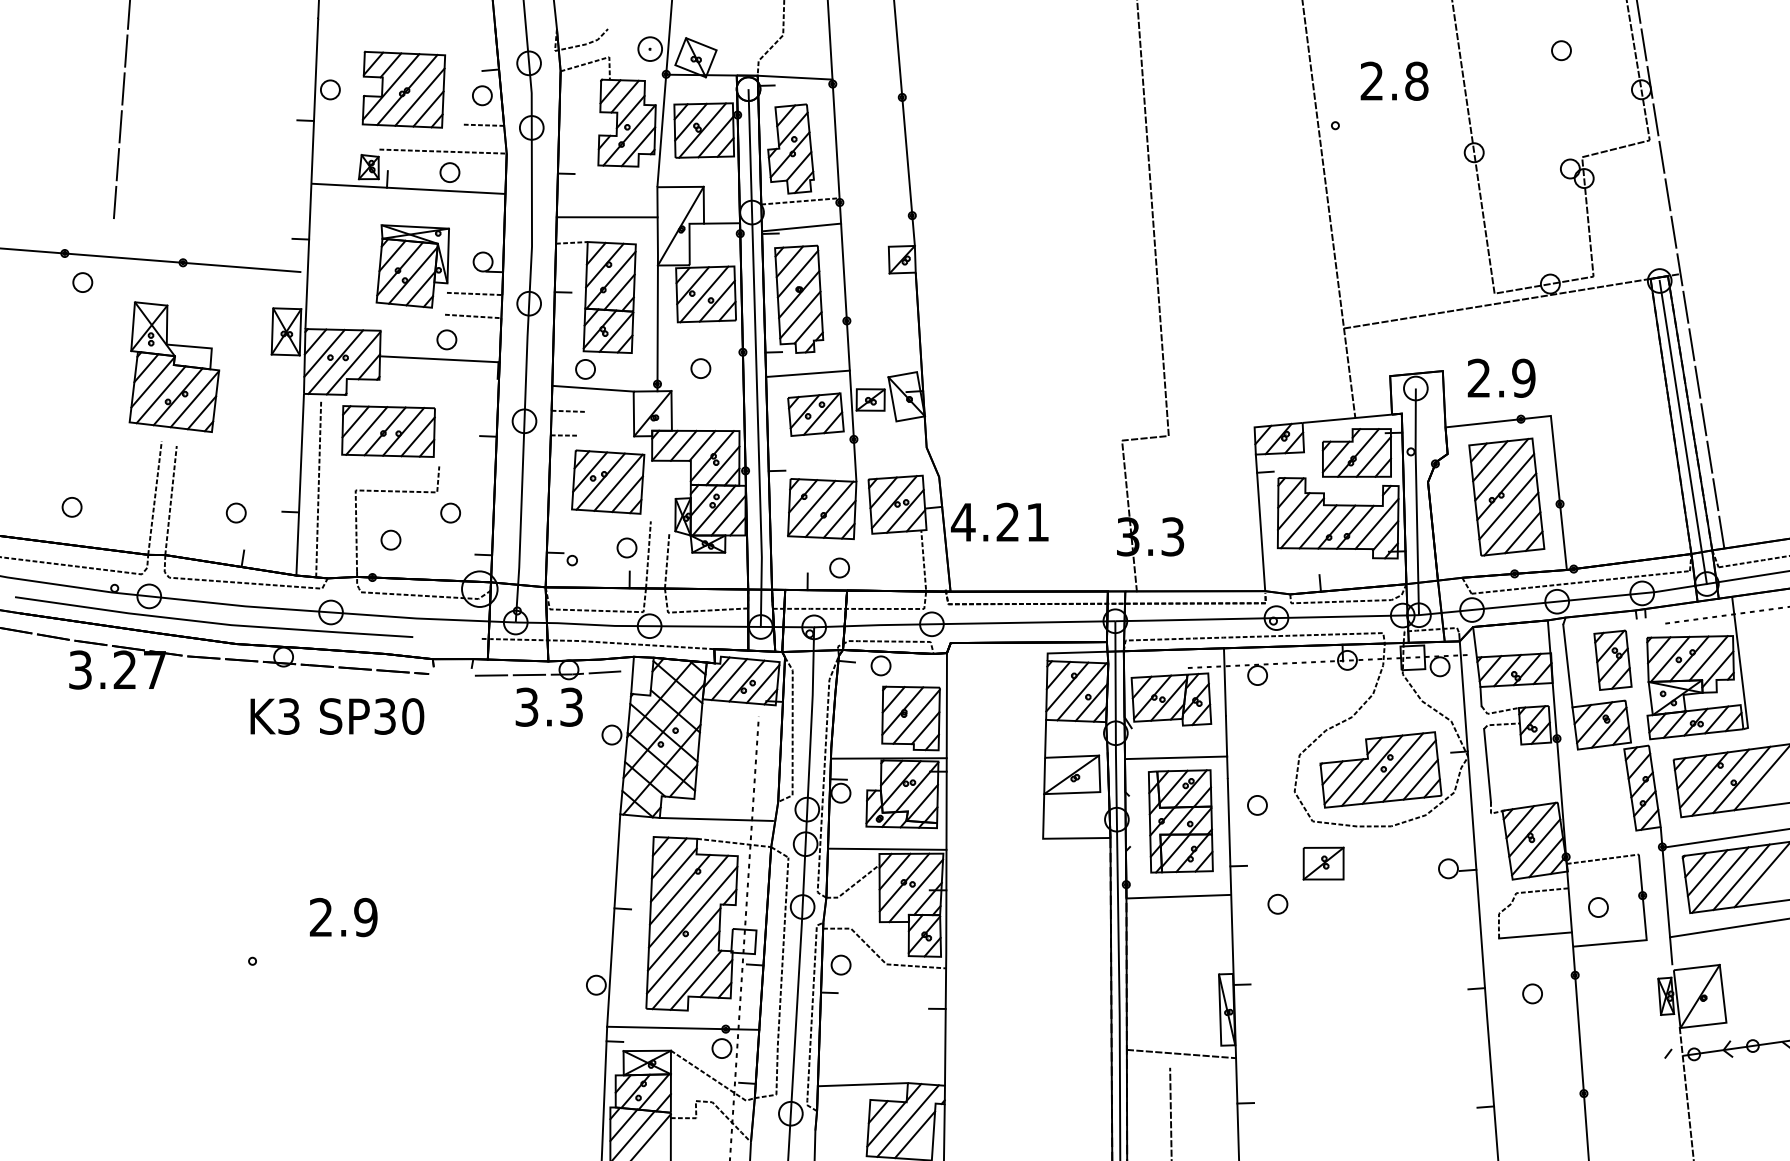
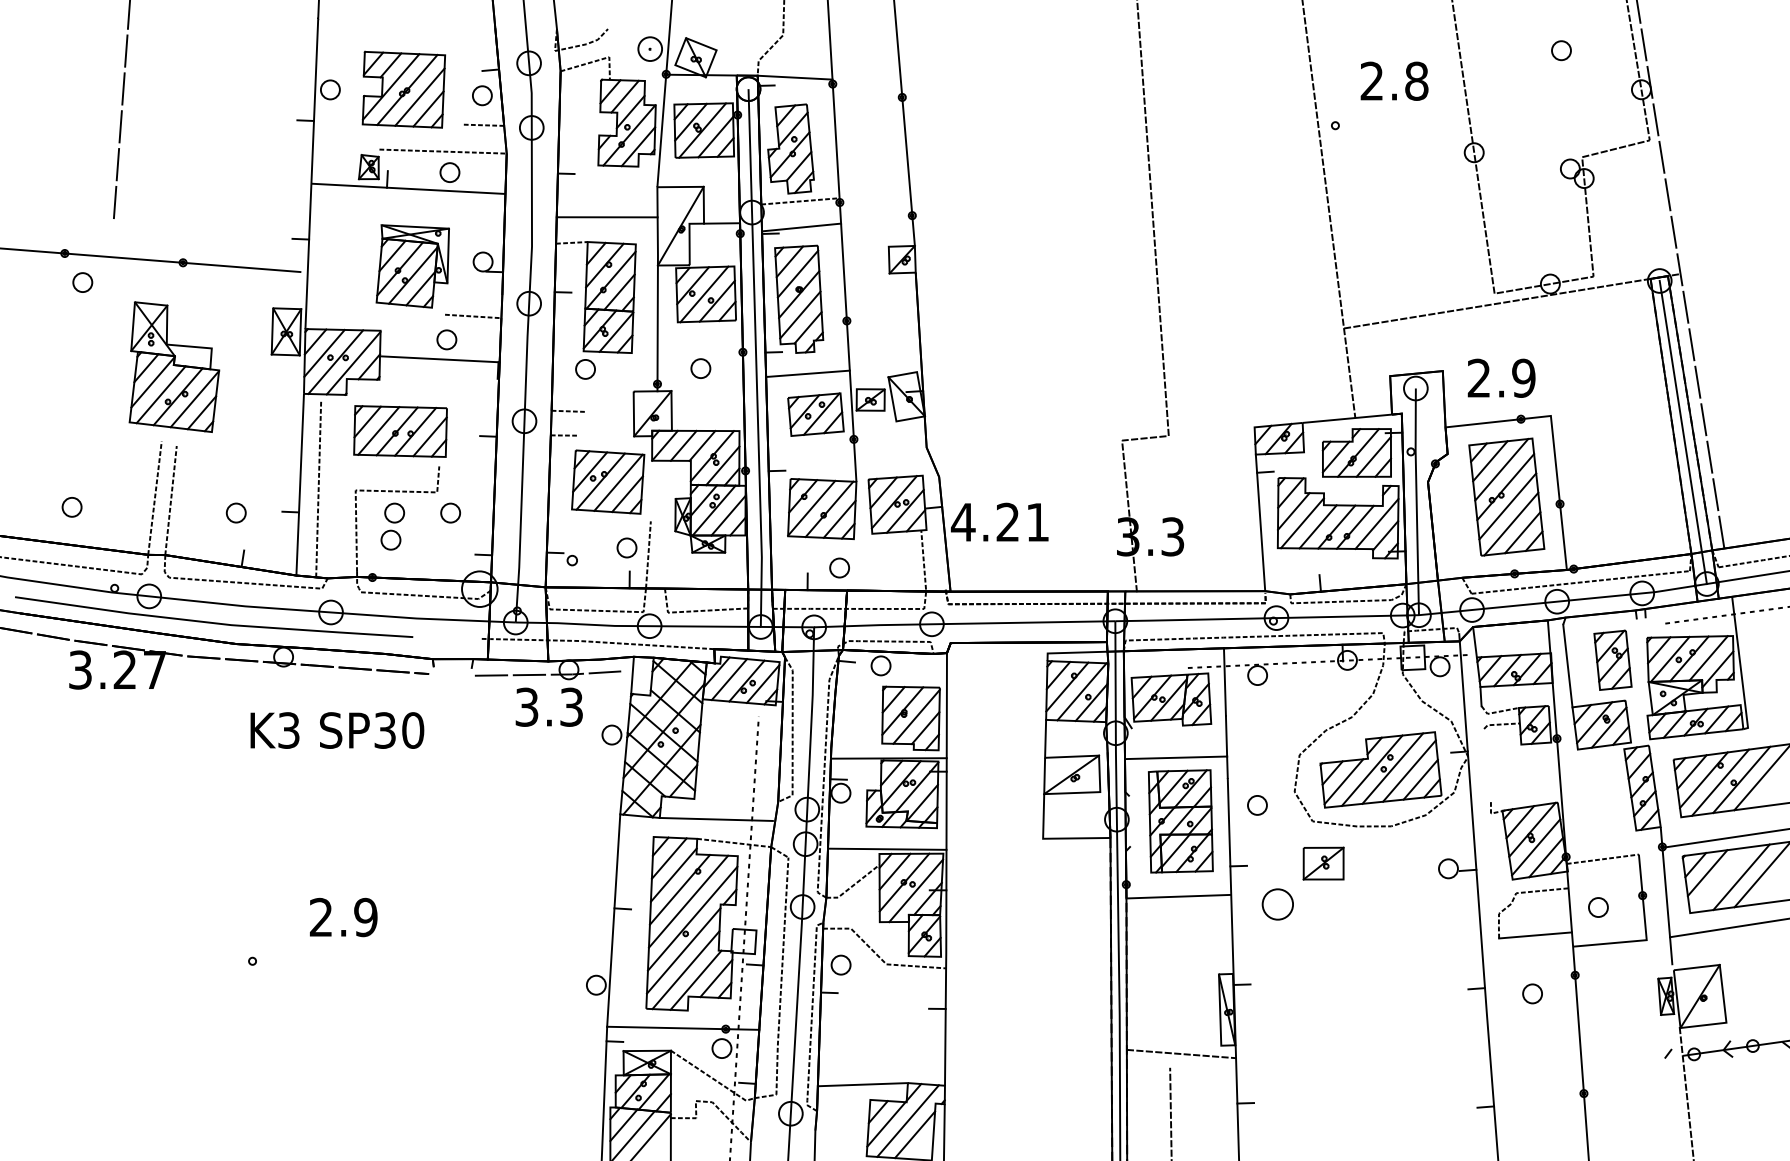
line: present -> none (474, 293)
line: present -> none (592, 388)
part position: (388, 431) -> (400, 431) (400, 431)
part: none -> present (394, 512)
line: present -> none (666, 560)
text position: (337, 716) -> (337, 730) (337, 730)
line: present -> none (1487, 765)
line: present -> none (1720, 879)
part size: 22x22 px -> 33x33 px (1277, 904)
